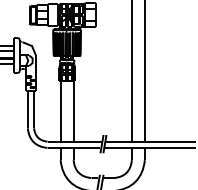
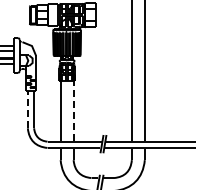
line: solid -> dashed (27, 109)
line: solid -> dashed (73, 110)
